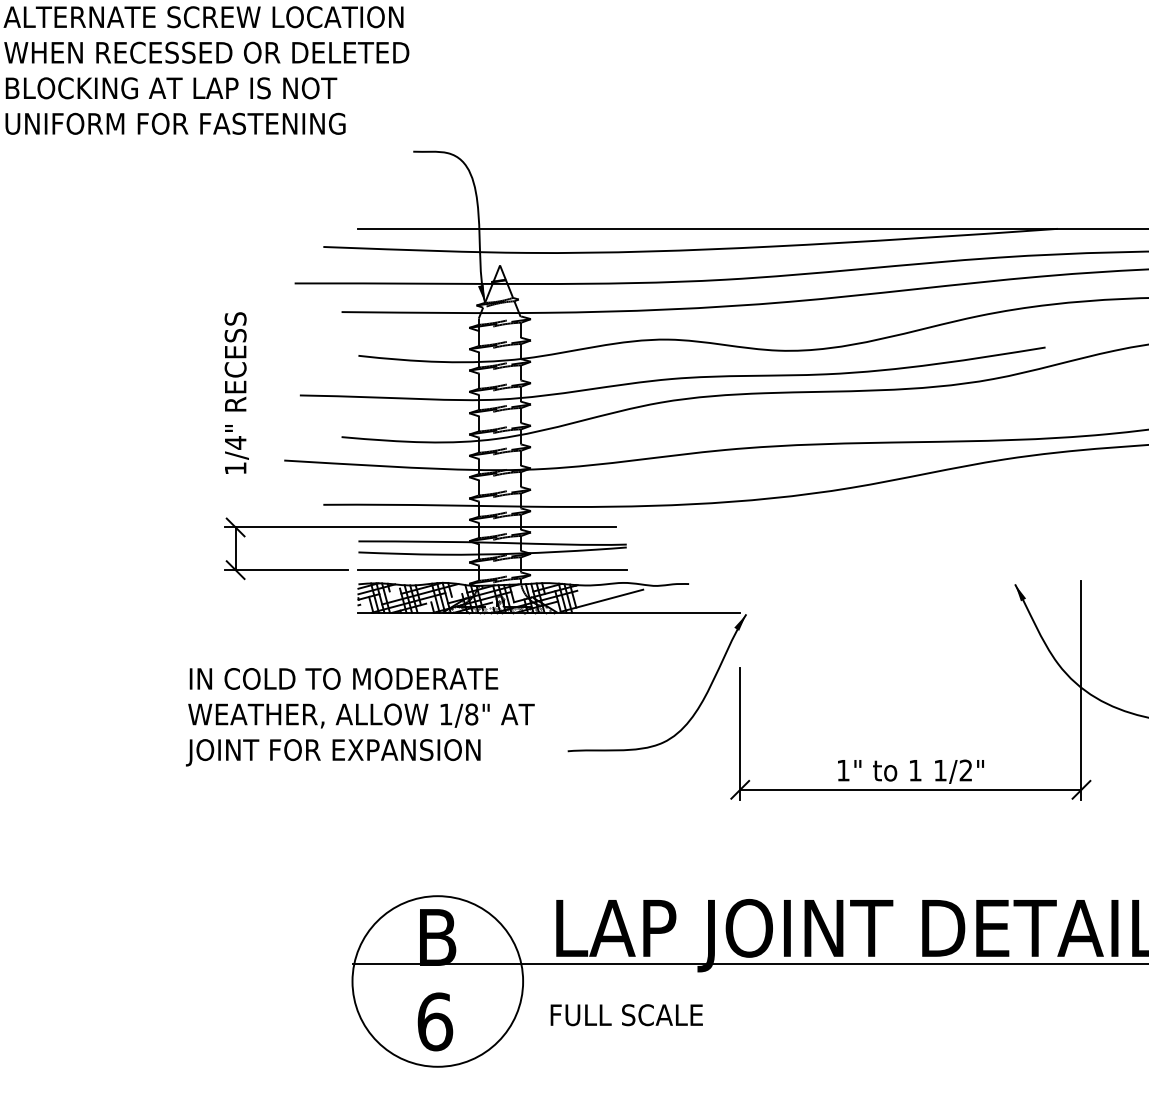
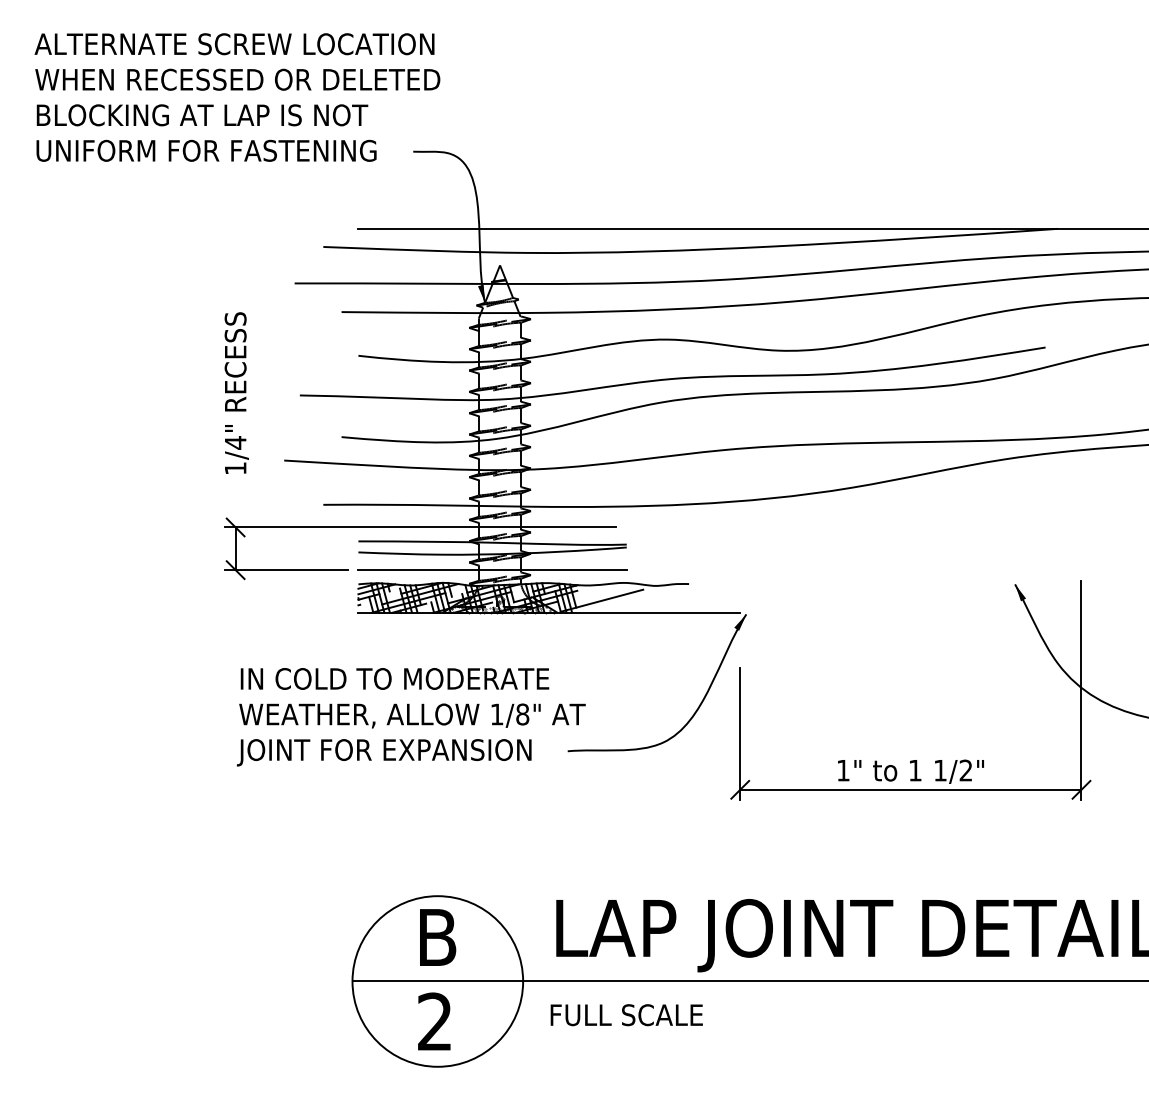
text position: (206, 70) -> (237, 97) (237, 97)
text position: (360, 717) -> (411, 717) (411, 717)
line position: (748, 964) -> (748, 981) (748, 981)
text: 6 -> 2 (435, 1021)
